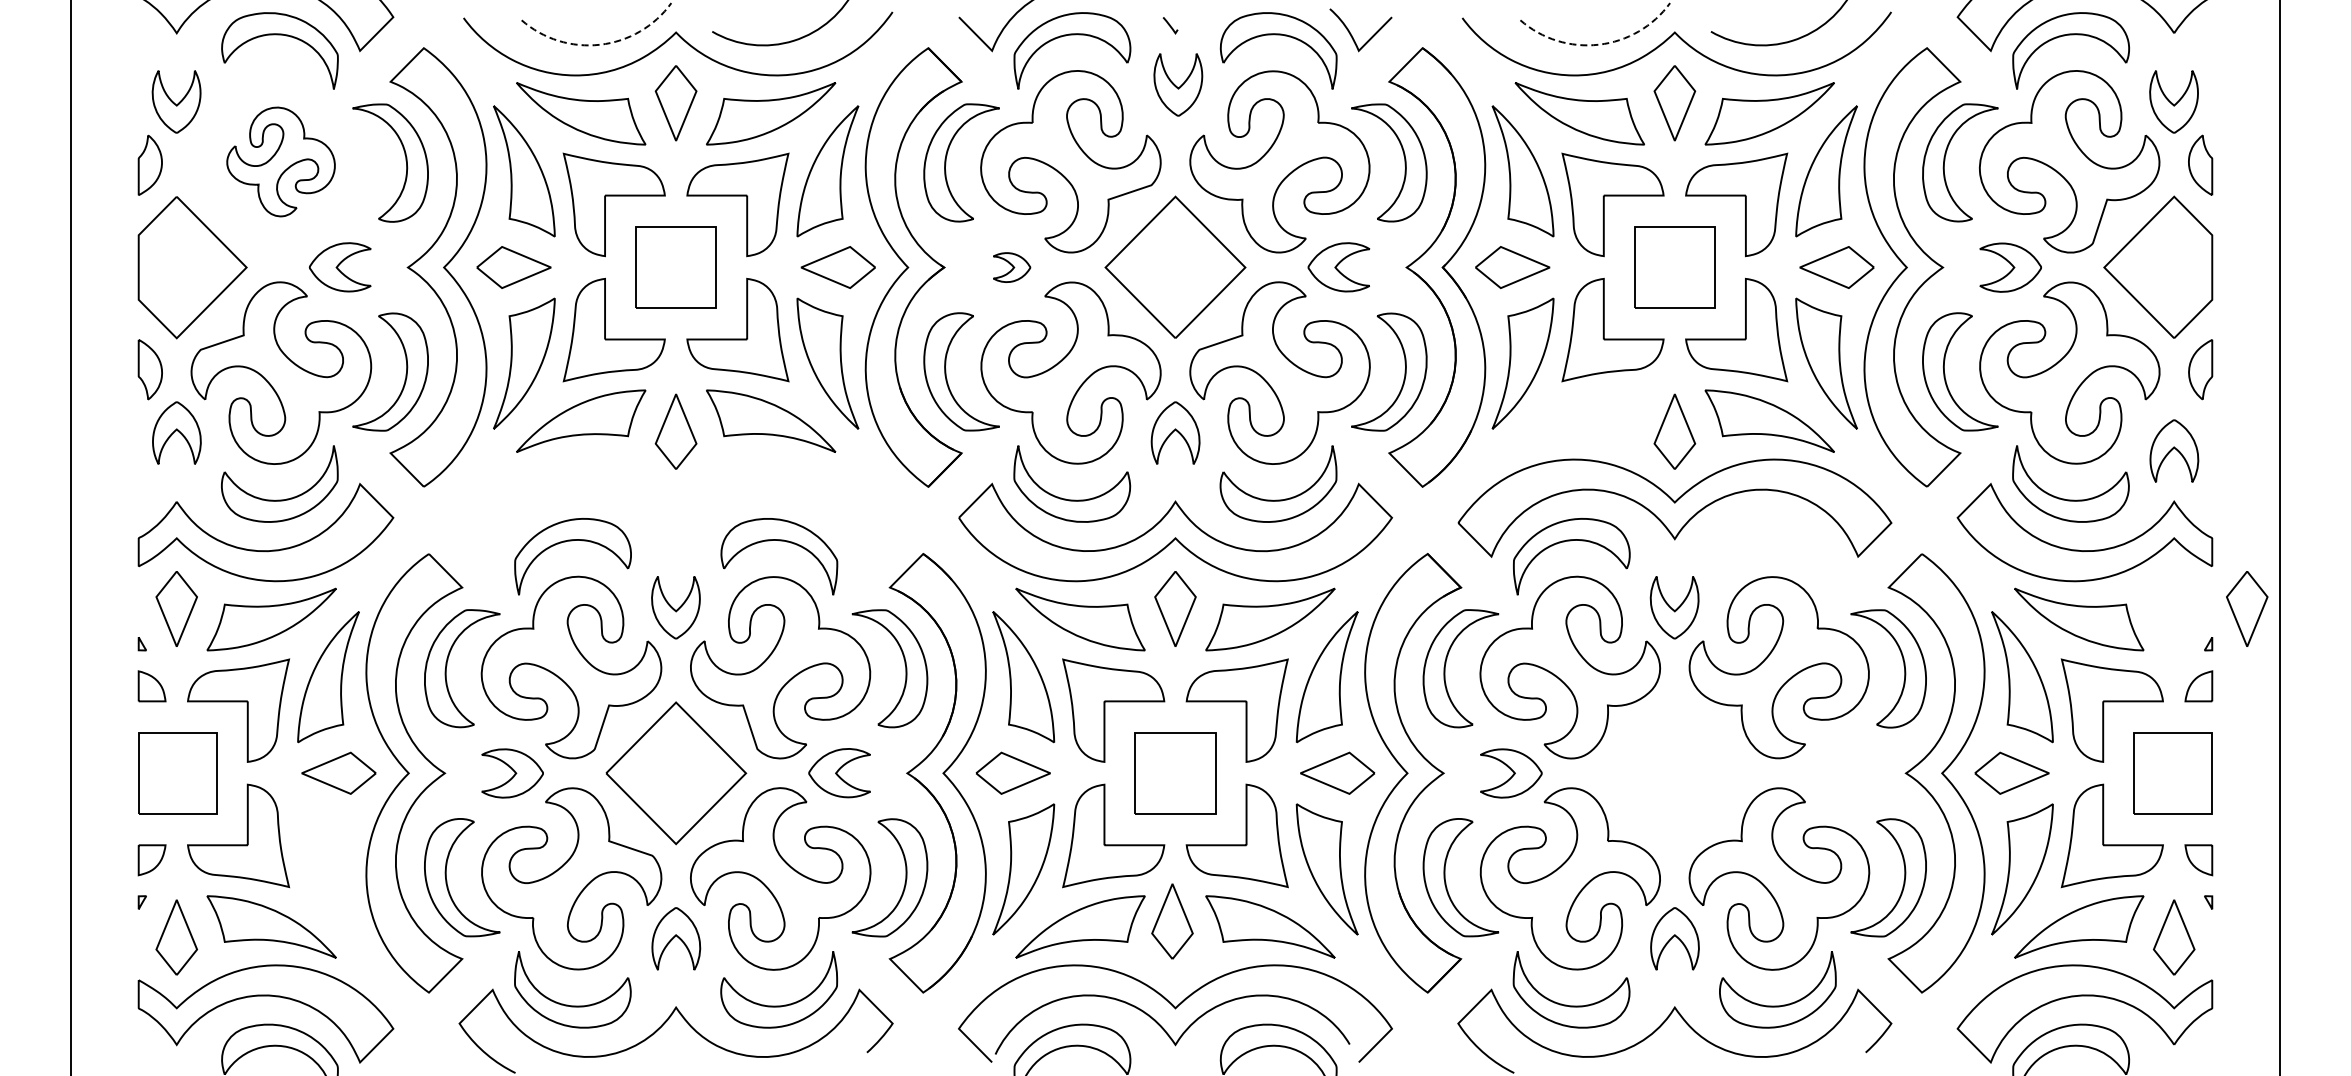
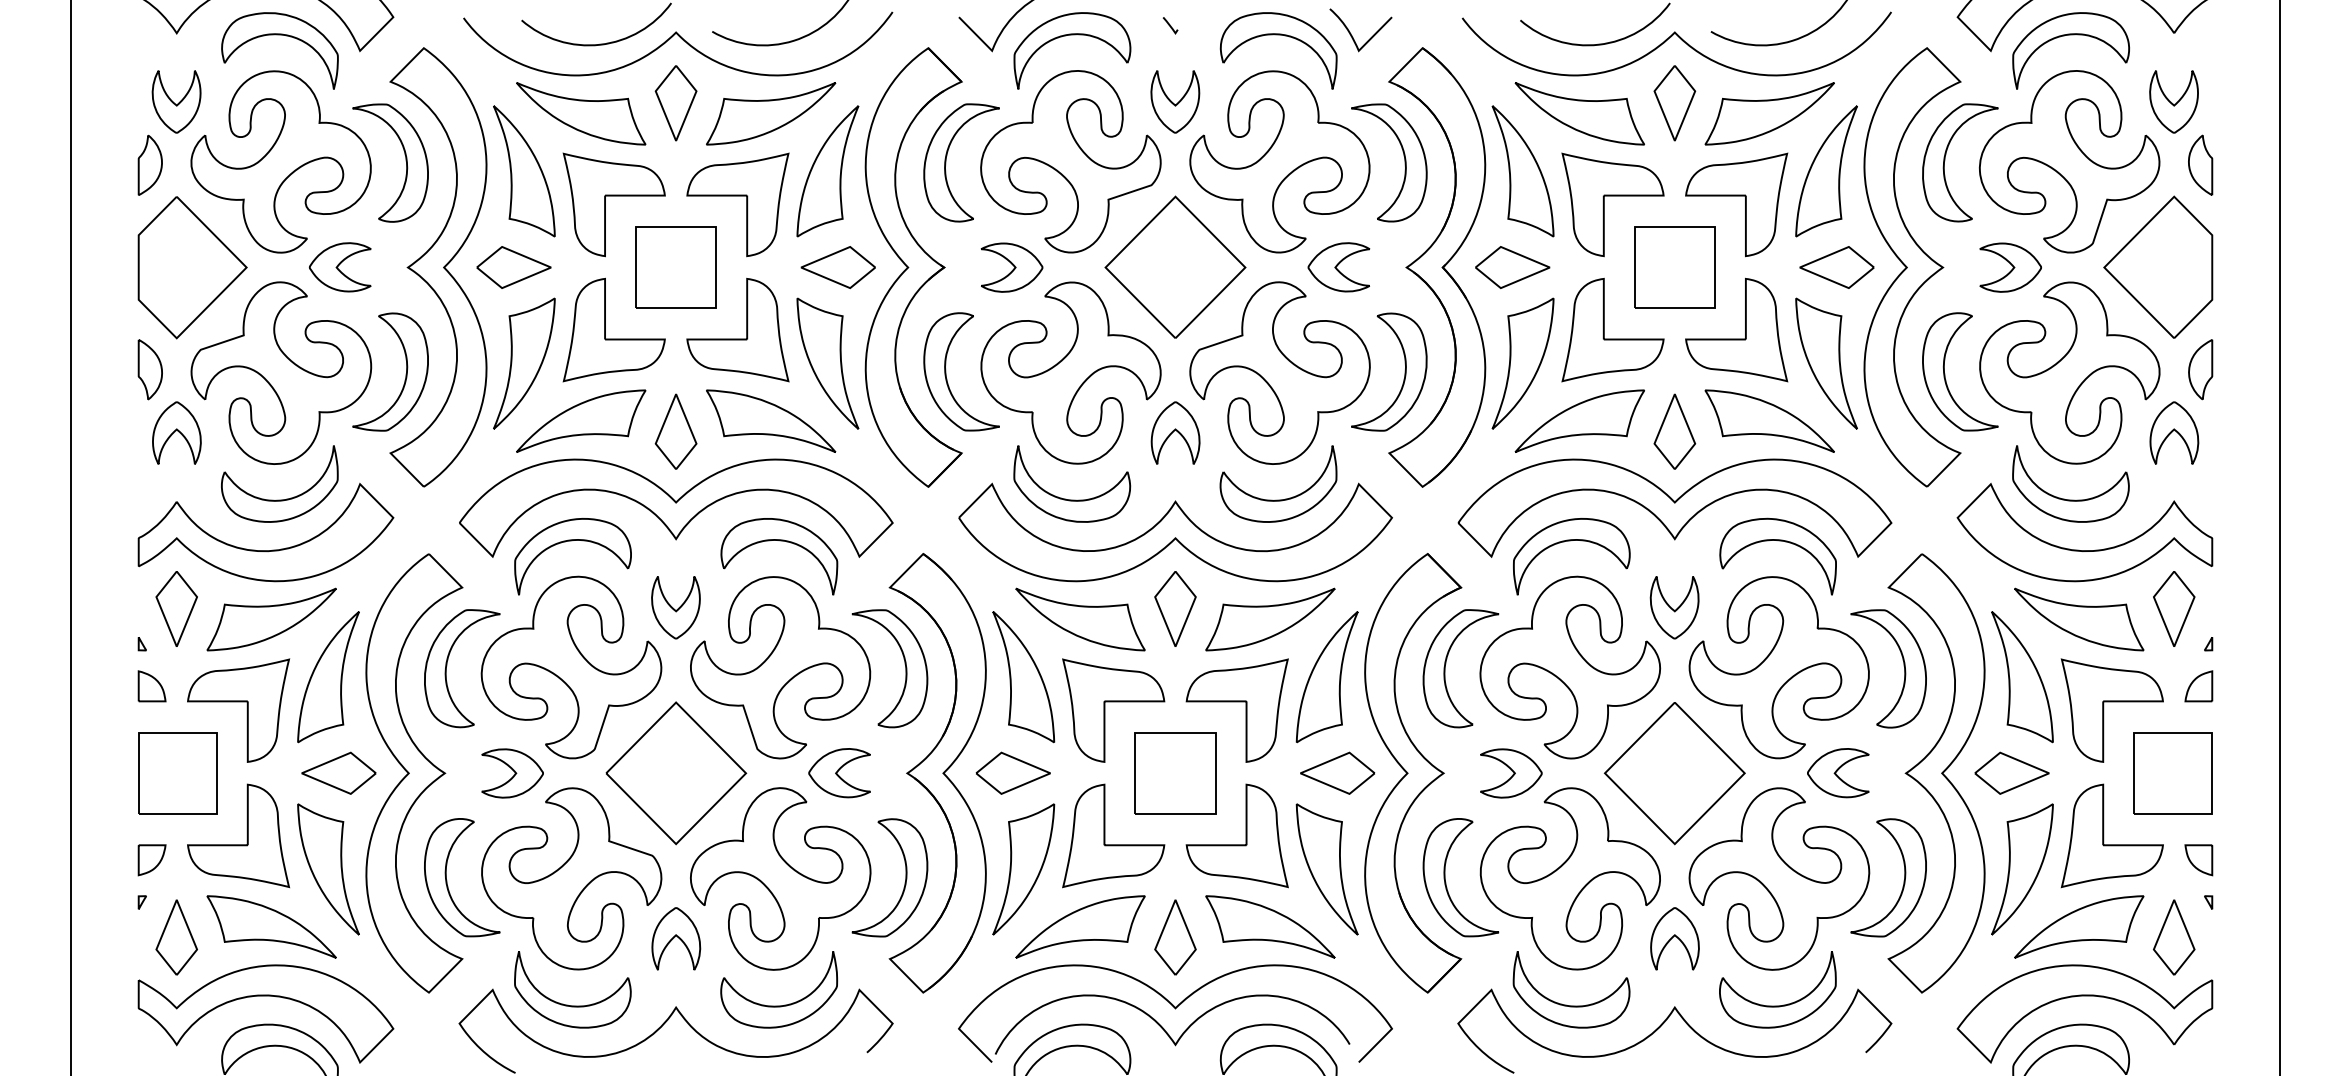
line: dashed -> solid (600, 44)
line: dashed -> solid (1598, 44)
part position: (1178, 84) -> (1175, 101) (1175, 101)
part size: 110x112 px -> 182x184 px (280, 161)
part size: 39x31 px -> 64x51 px (1011, 267)
part: none -> present (1579, 420)
part position: (2174, 450) -> (2174, 432) (2174, 432)
part: none -> present (676, 507)
part: none -> present (1778, 541)
part position: (2247, 608) -> (2174, 608) (2174, 608)
part: none -> present (1674, 773)
part: none -> present (1838, 773)
part: none -> present (328, 869)
part position: (1172, 921) -> (1175, 937) (1175, 937)
